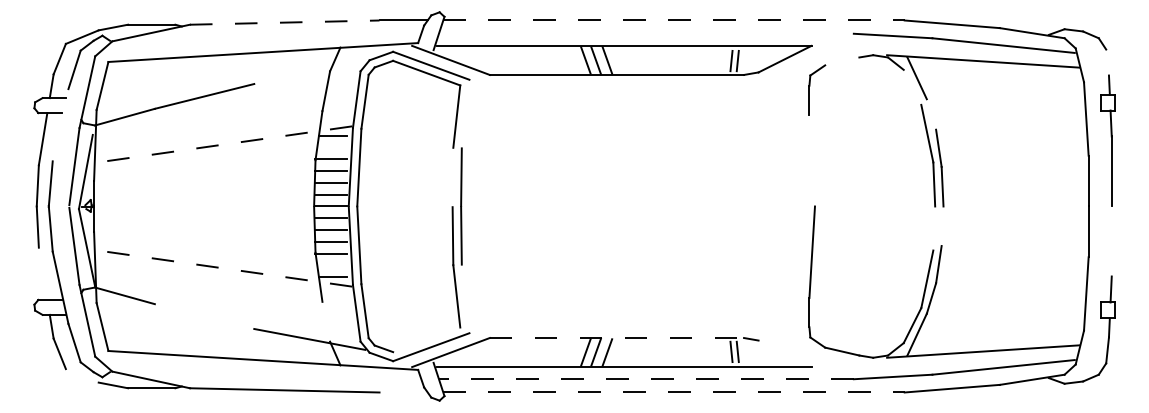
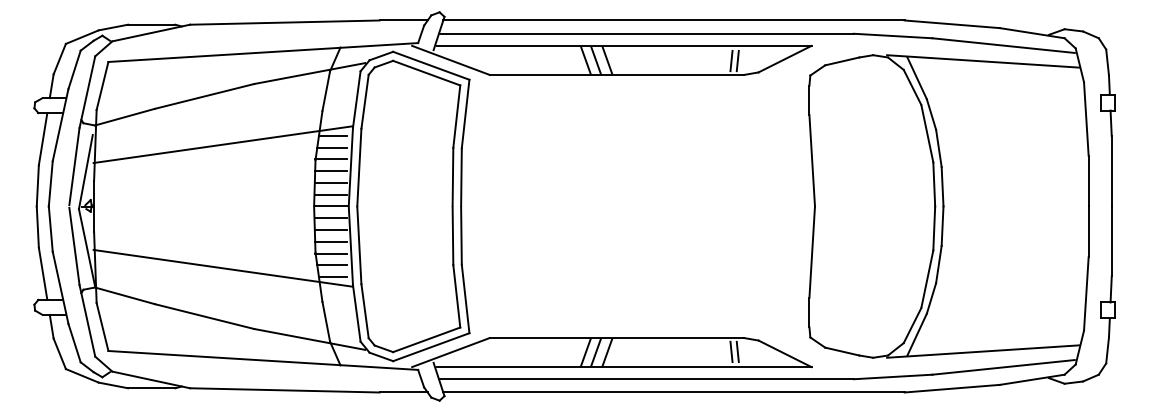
line: dashed -> solid (673, 20)
line: dashed -> solid (284, 22)
line: none -> present (645, 33)
line: none -> present (842, 61)
line: none -> present (1107, 62)
line: none -> present (309, 73)
line: none -> present (912, 86)
line: none -> present (465, 113)
line: none -> present (931, 114)
line: none -> present (60, 125)
line: dashed -> solid (222, 144)
line: none -> present (332, 147)
line: none -> present (811, 160)
line: none -> present (452, 176)
line: none -> present (942, 226)
line: none -> present (934, 228)
line: none -> present (1111, 241)
line: none -> present (332, 265)
line: dashed -> solid (222, 268)
line: none -> present (42, 273)
line: none -> present (465, 298)
line: none -> present (204, 316)
line: none -> present (326, 321)
line: dashed -> solid (617, 338)
line: none -> present (426, 339)
line: none -> present (784, 353)
line: none -> present (81, 375)
line: dashed -> solid (645, 379)
line: none -> present (403, 392)
line: dashed -> solid (673, 392)
